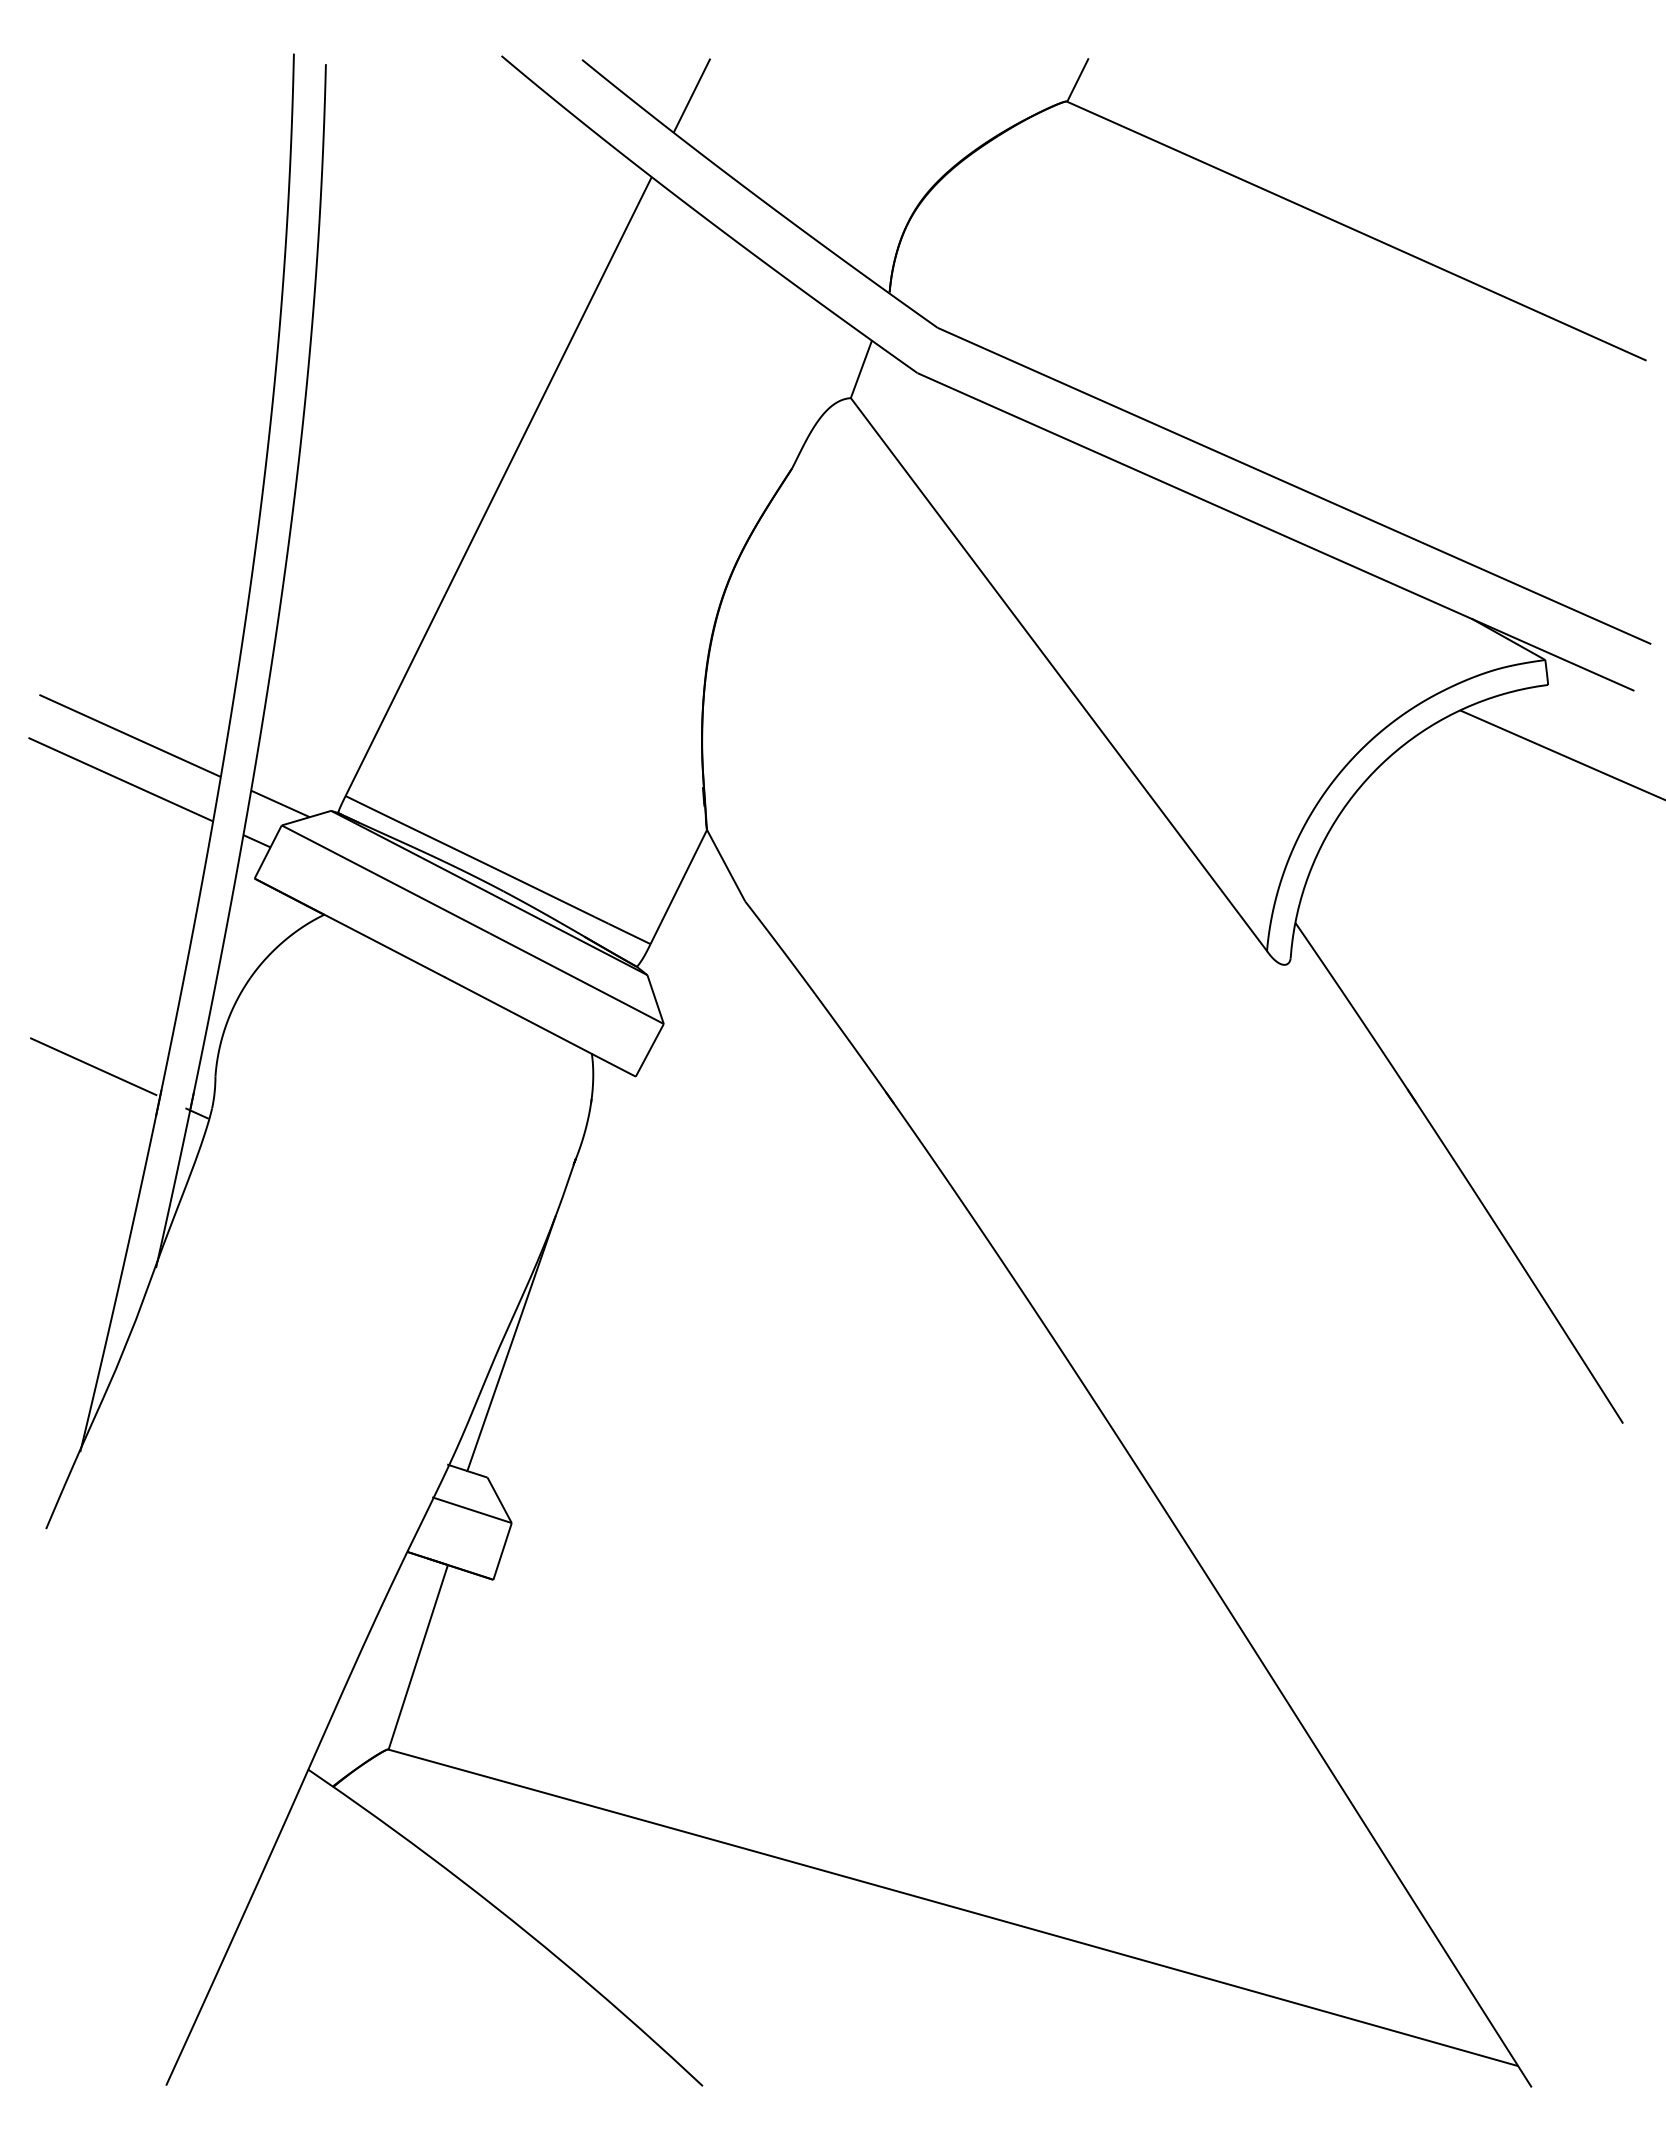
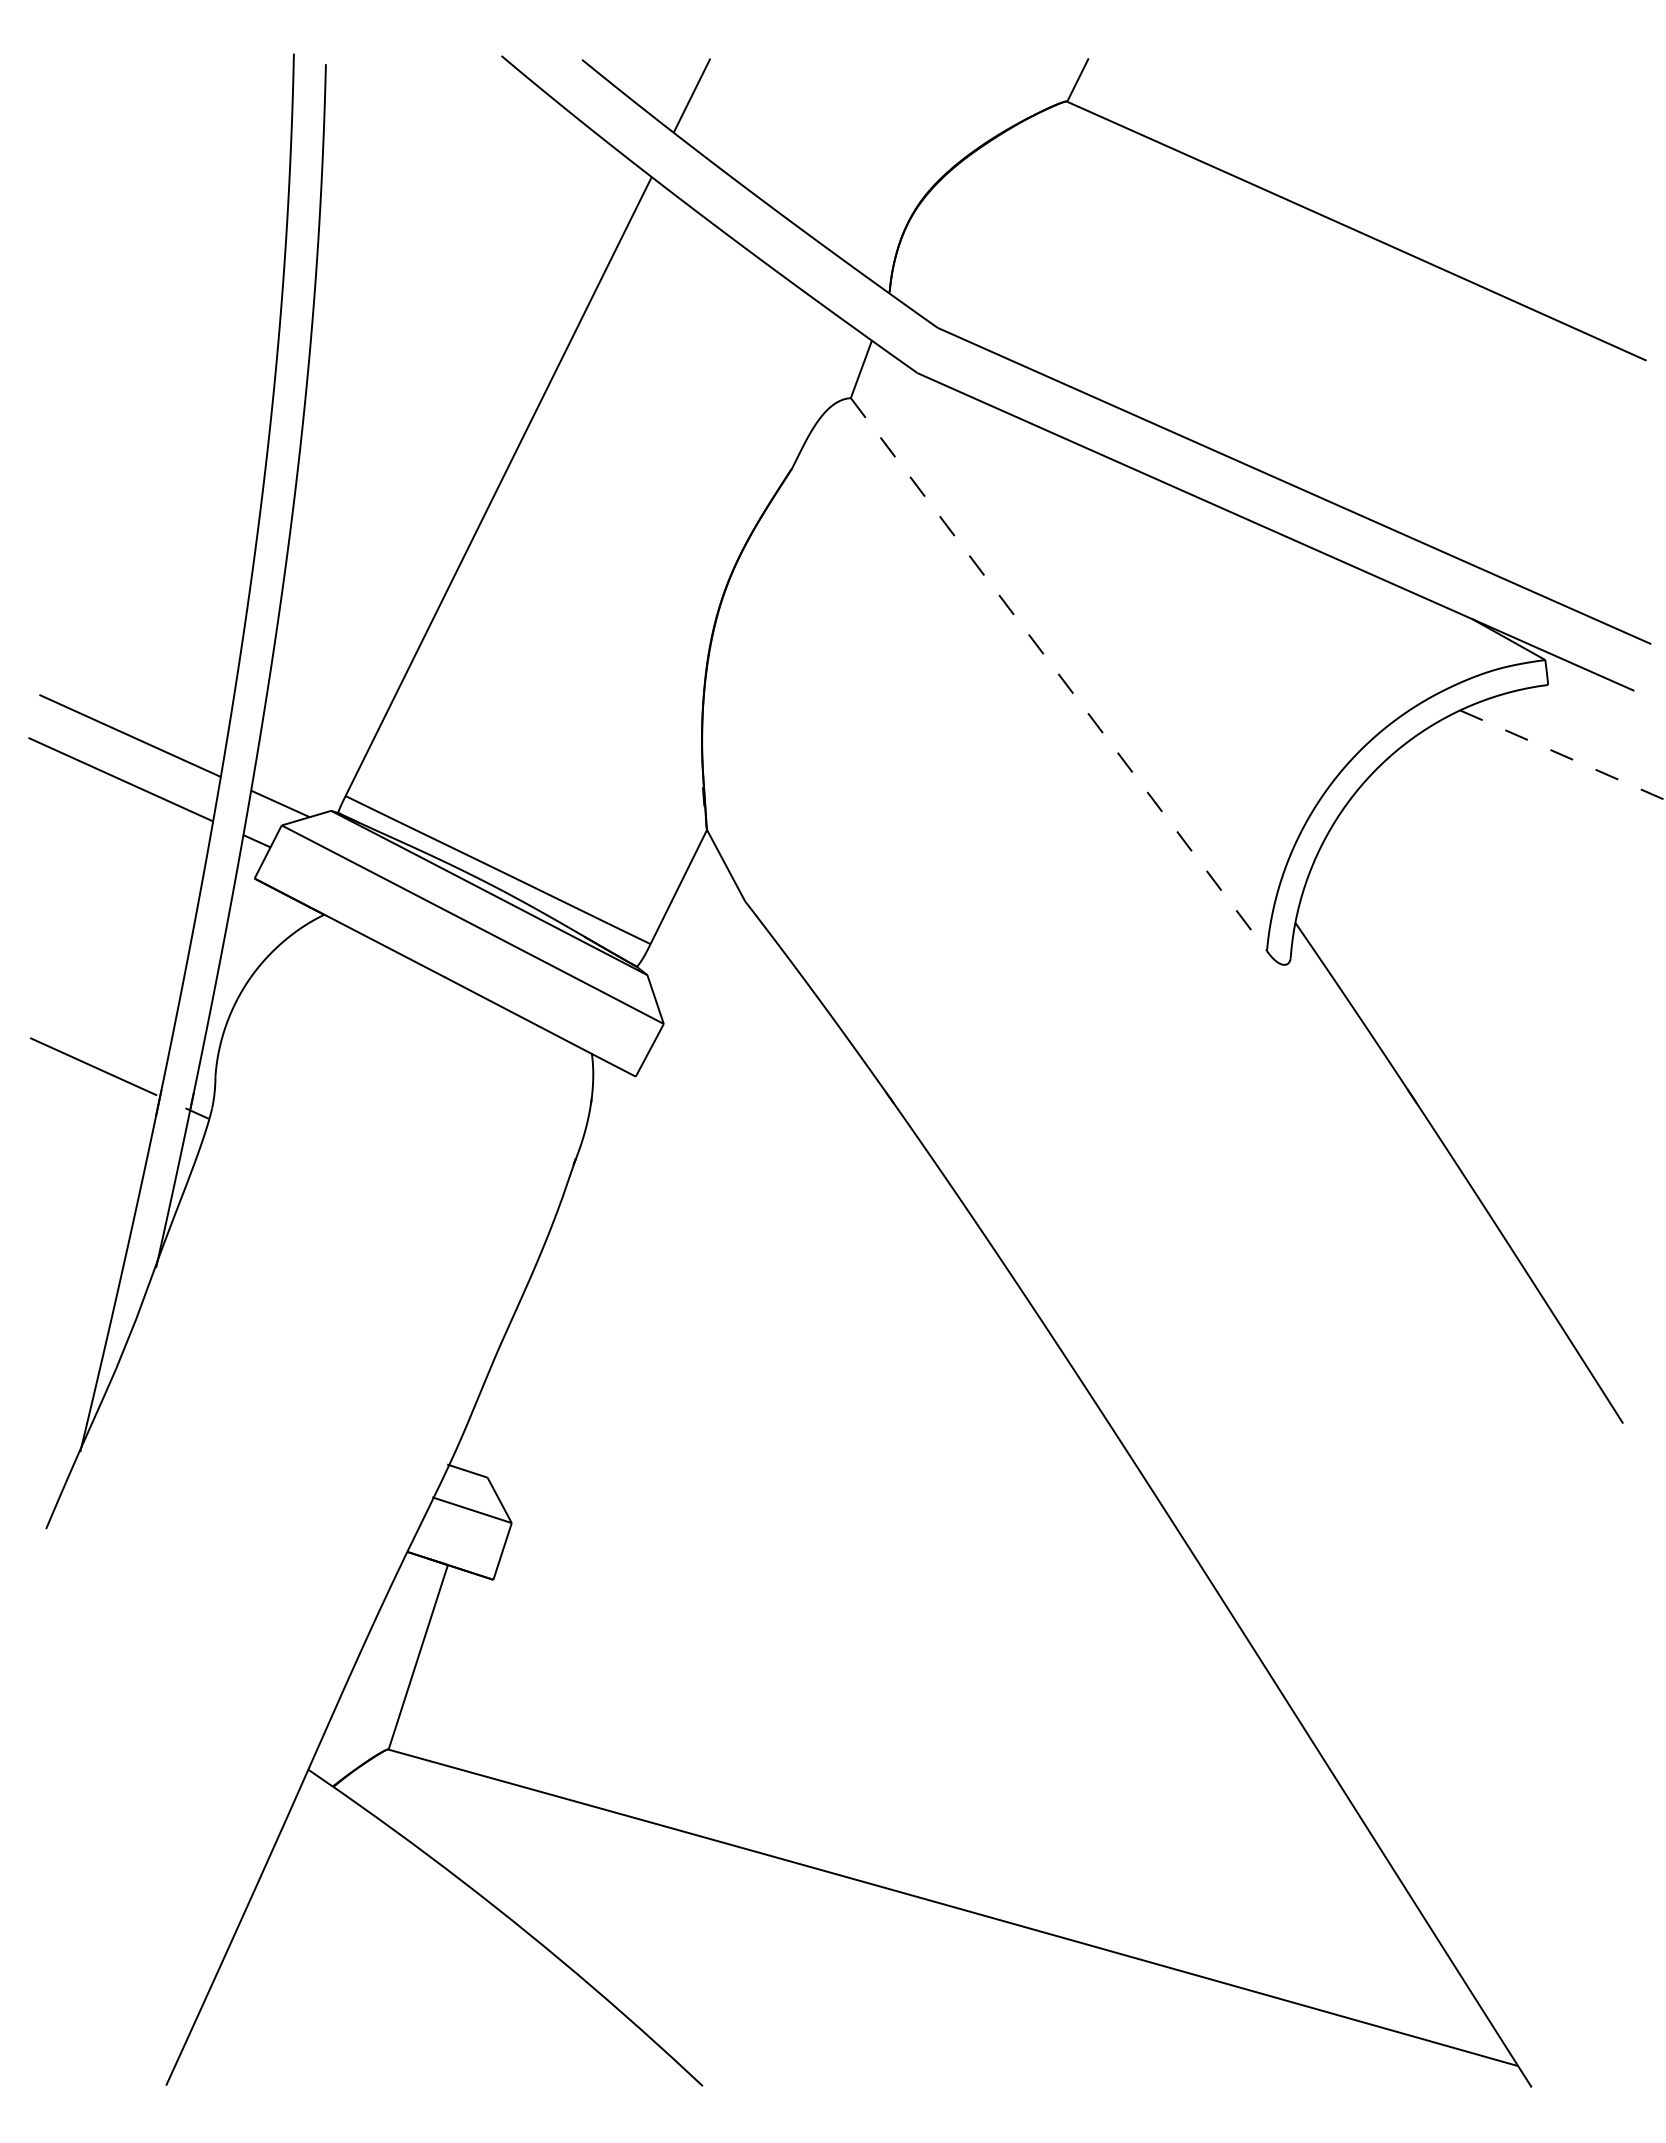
line: solid -> dashed (1059, 674)
line: solid -> dashed (1563, 755)
line: present -> none (511, 1343)
